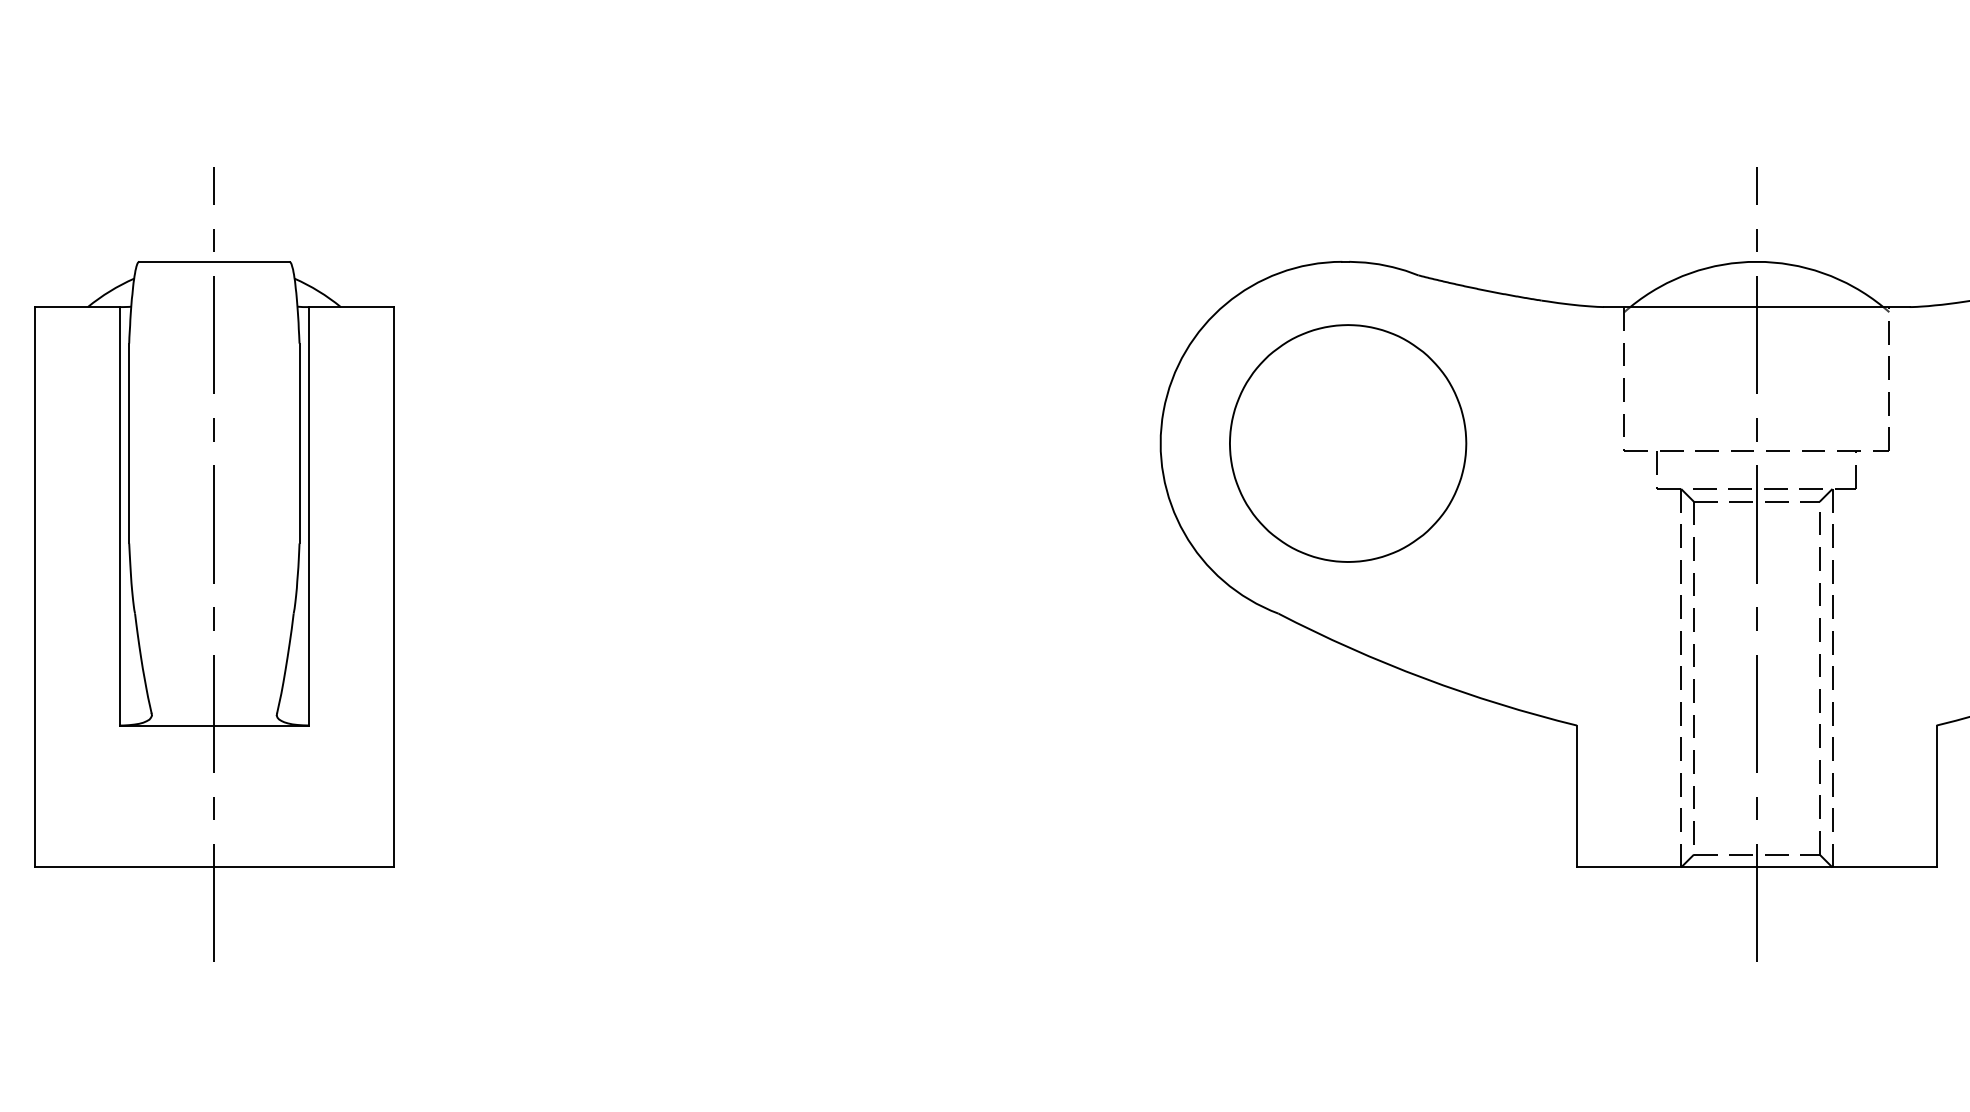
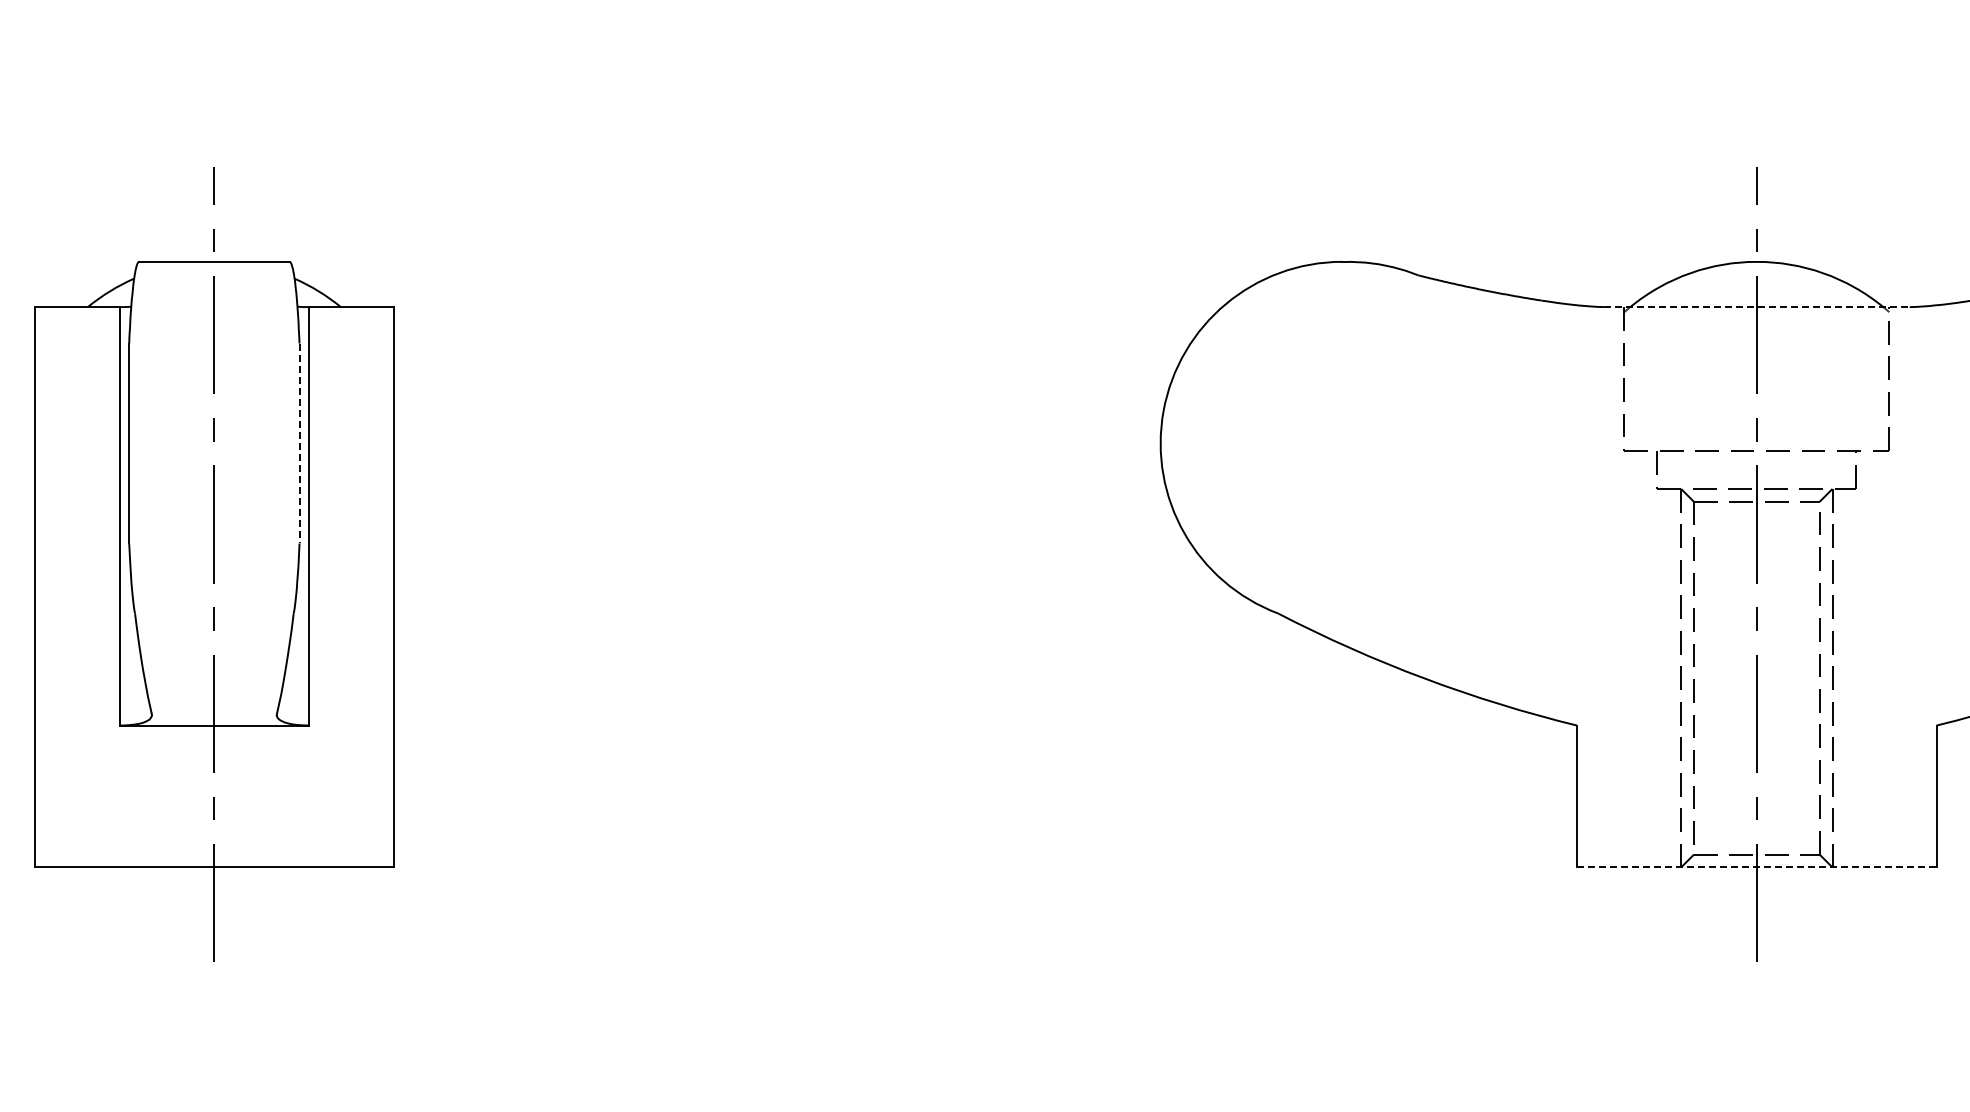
line: solid -> dashed (1756, 307)
line: solid -> dashed (299, 443)
part: present -> none (1348, 443)
line: solid -> dashed (1756, 867)
